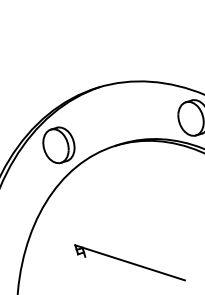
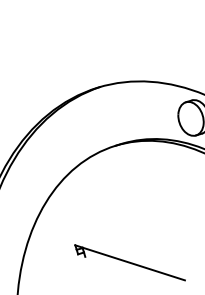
part: present -> none (58, 145)
